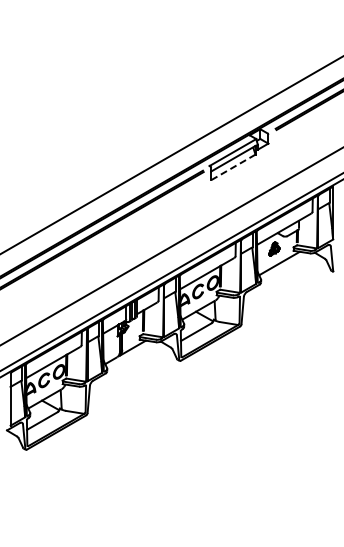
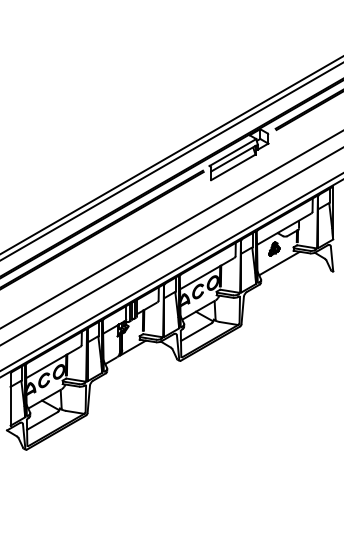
line: none -> present (171, 161)
line: dashed -> solid (233, 167)
line: none -> present (171, 229)
